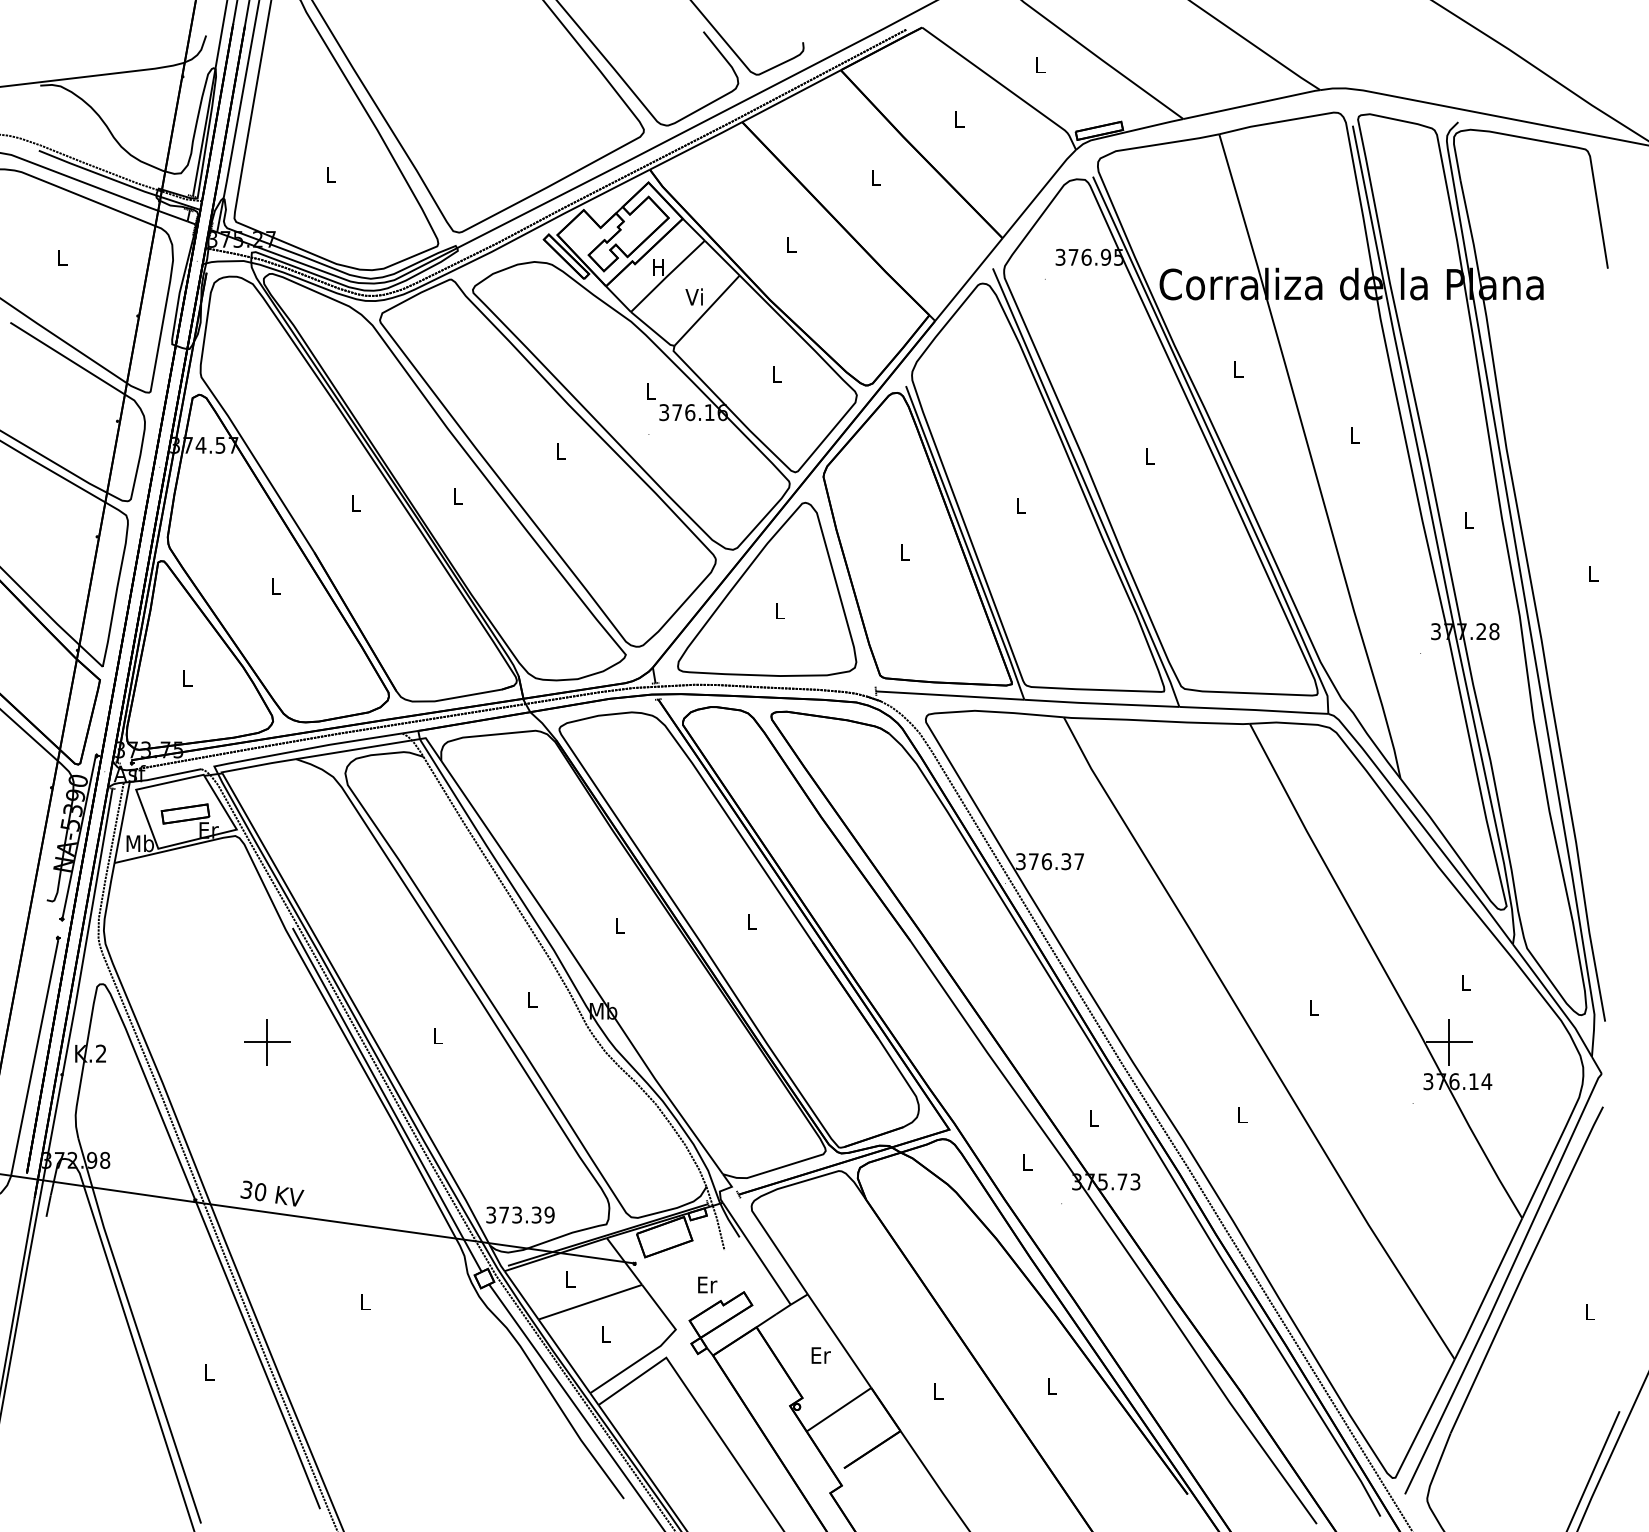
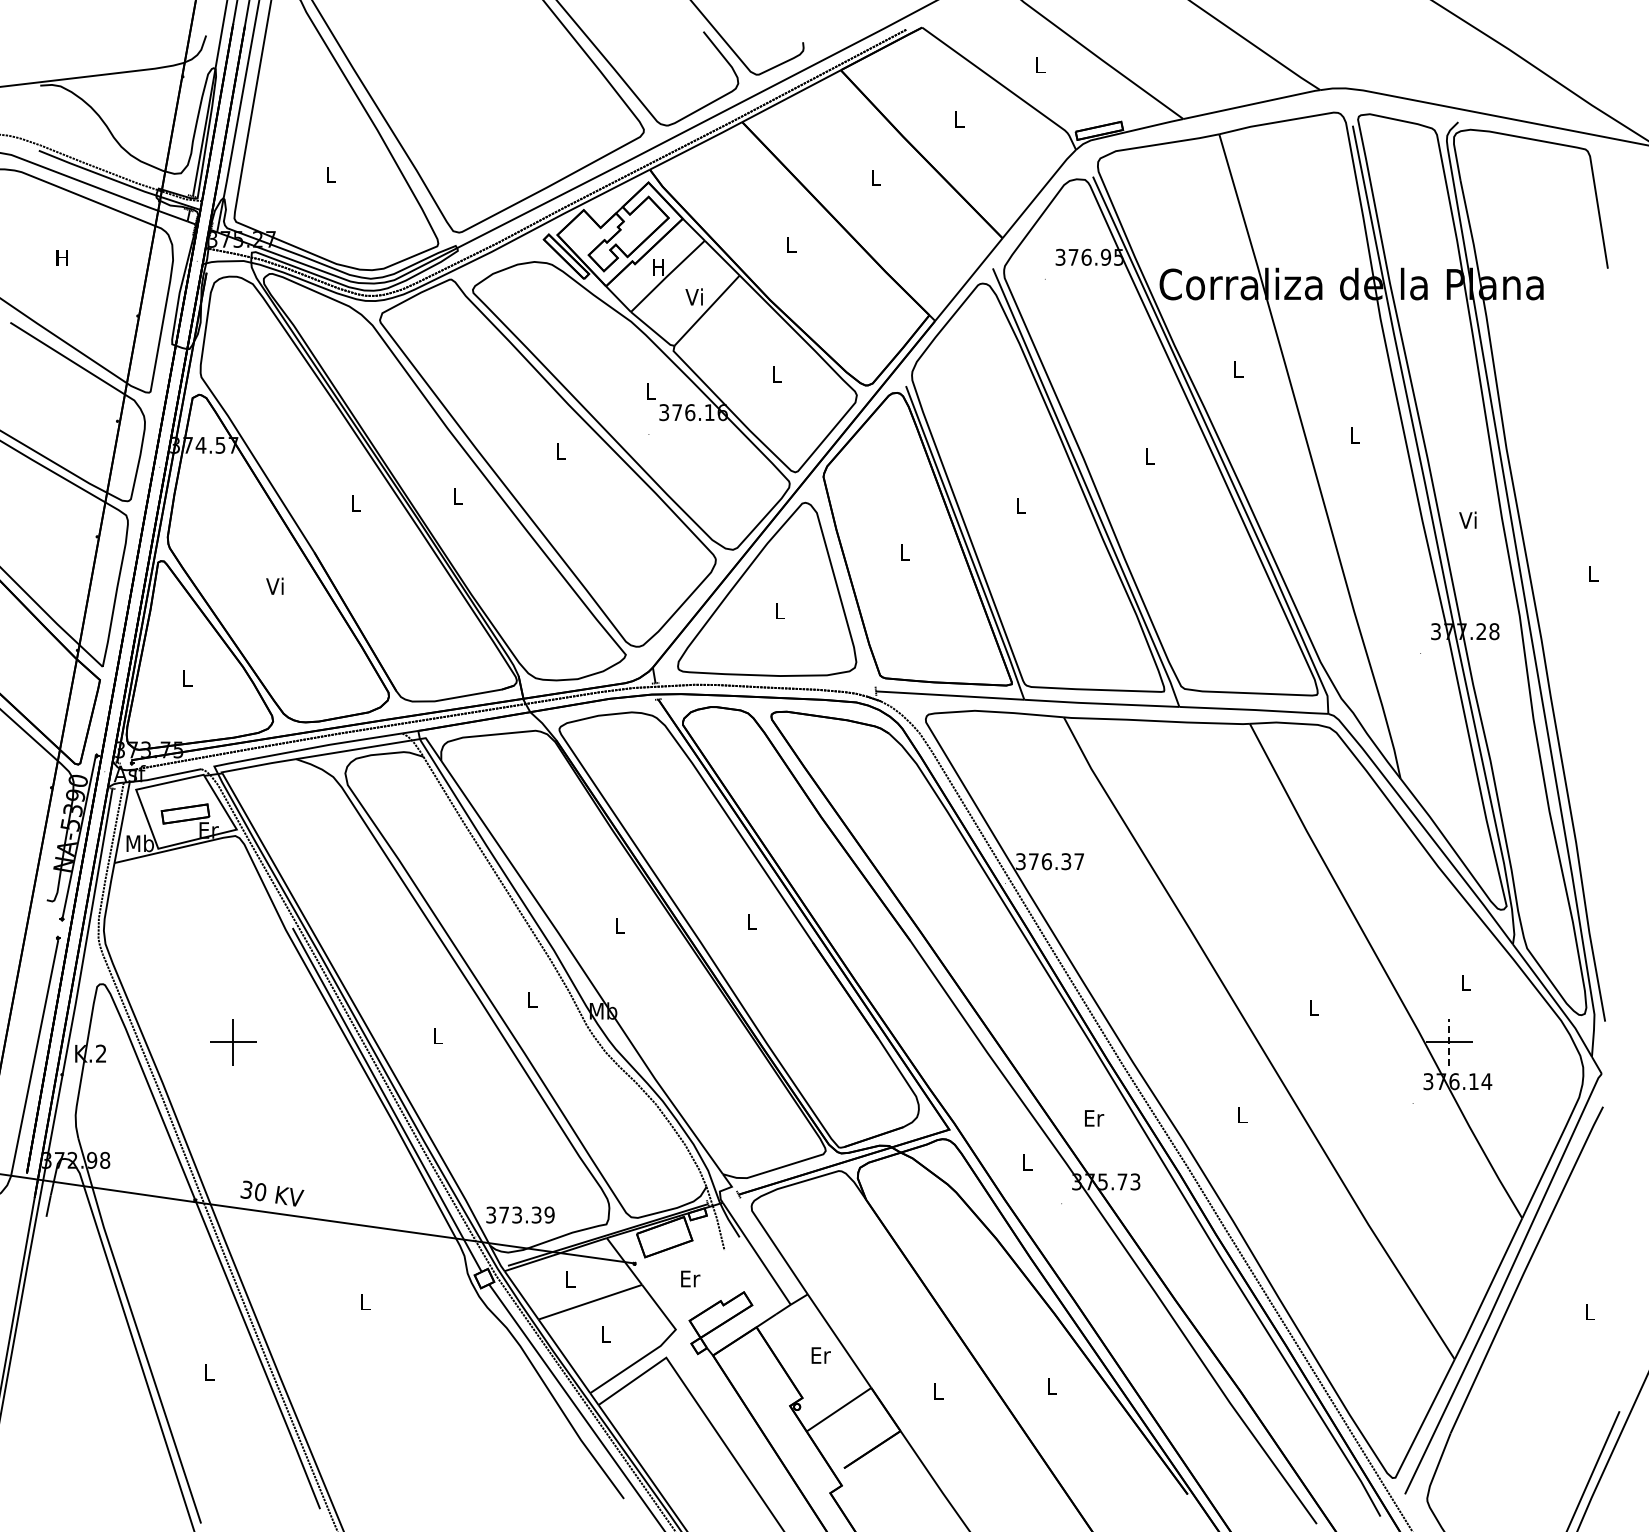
text: L -> H (61, 257)
text: L -> Vi (1467, 519)
text: L -> Vi (274, 585)
part position: (267, 1042) -> (233, 1042) (233, 1042)
line: solid -> dashed (1449, 1042)
text: L -> Er (1094, 1118)
text position: (707, 1284) -> (690, 1278) (690, 1278)
